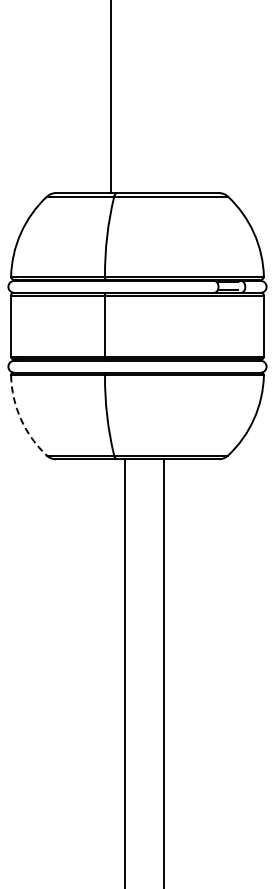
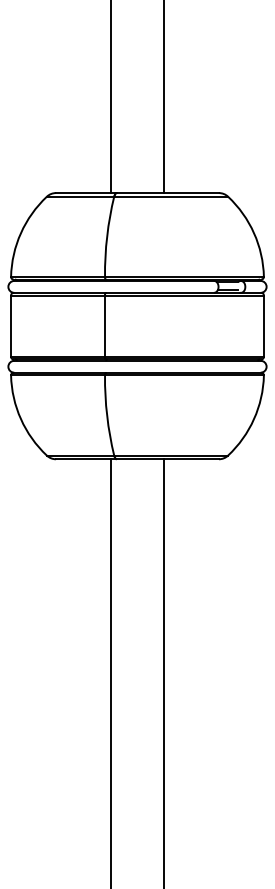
line: none -> present (164, 97)
arc: dashed -> solid (20, 419)
line position: (124, 672) -> (110, 672) (110, 672)
